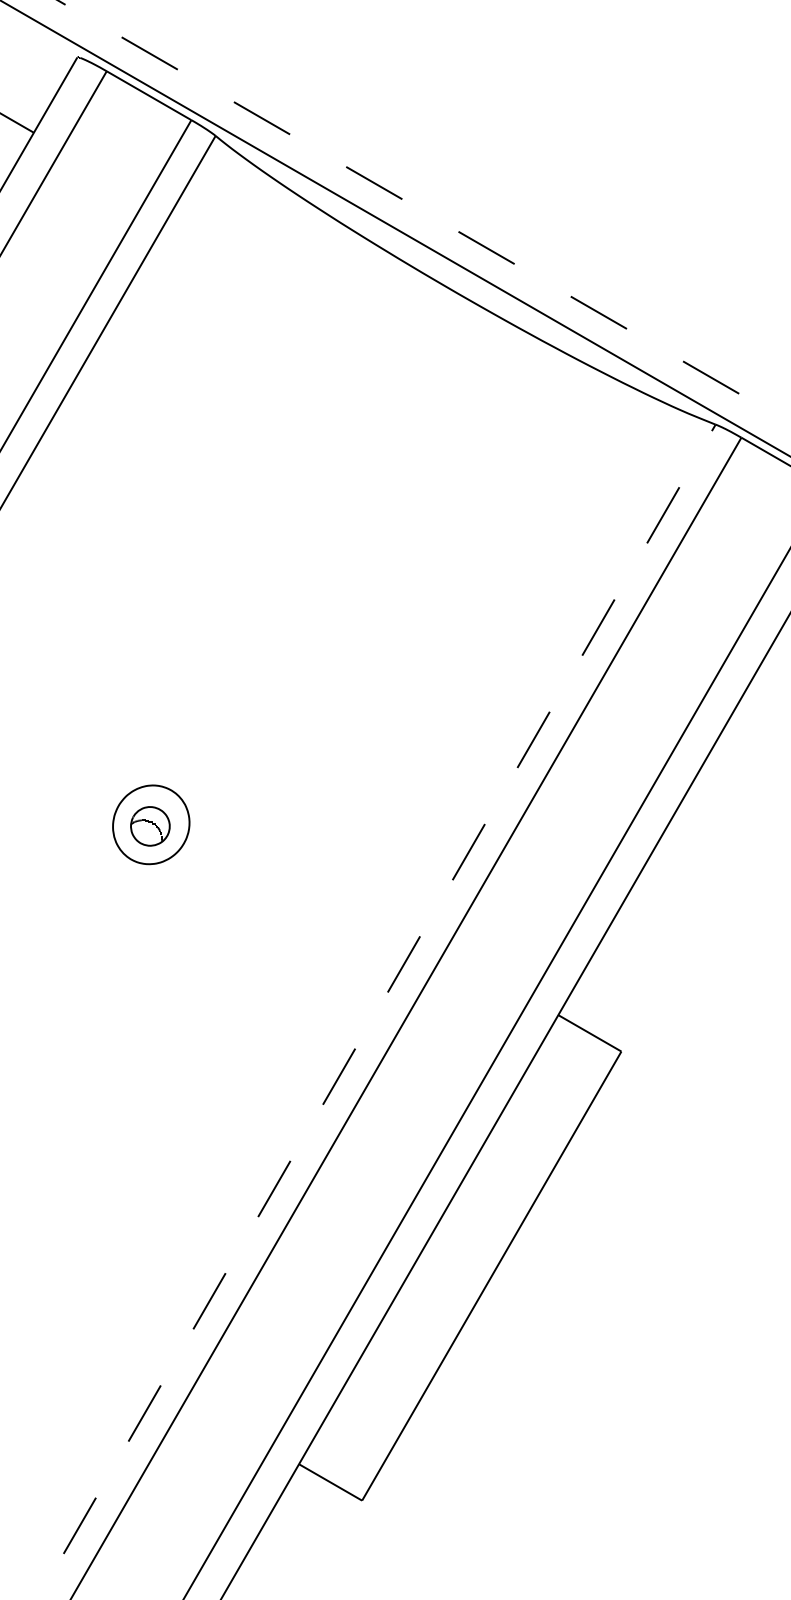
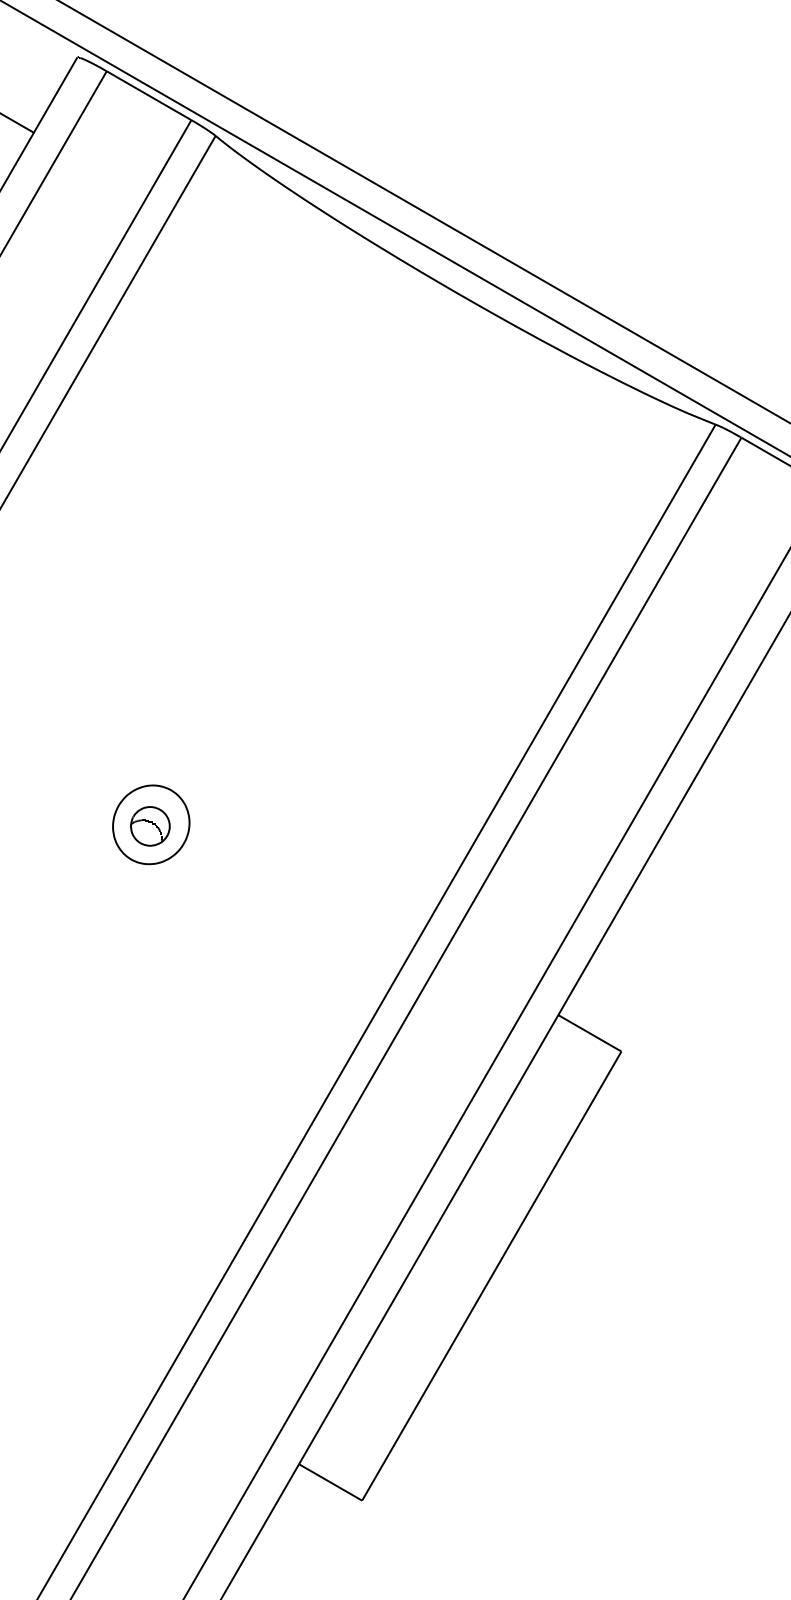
line: dashed -> solid (423, 211)
line: dashed -> solid (376, 1011)
